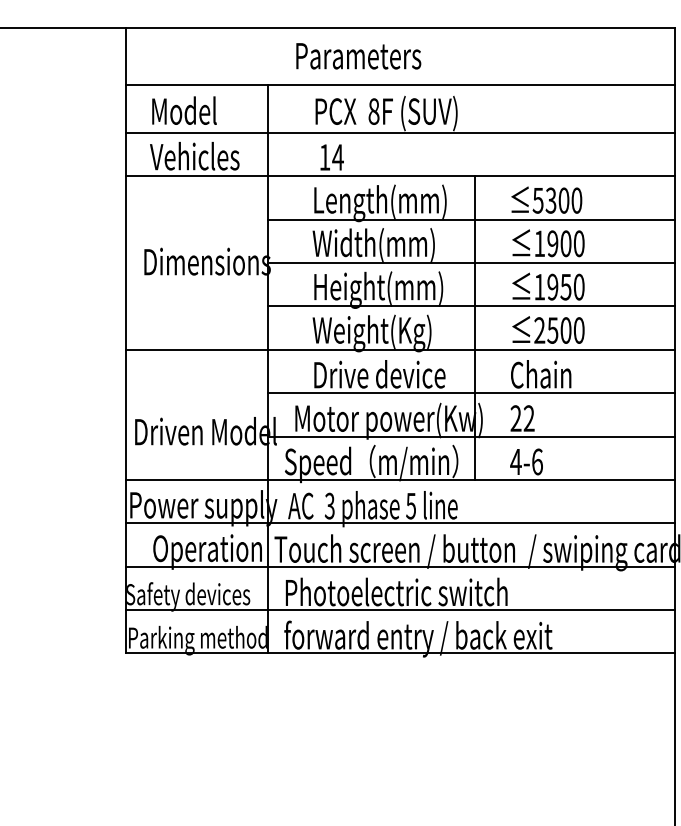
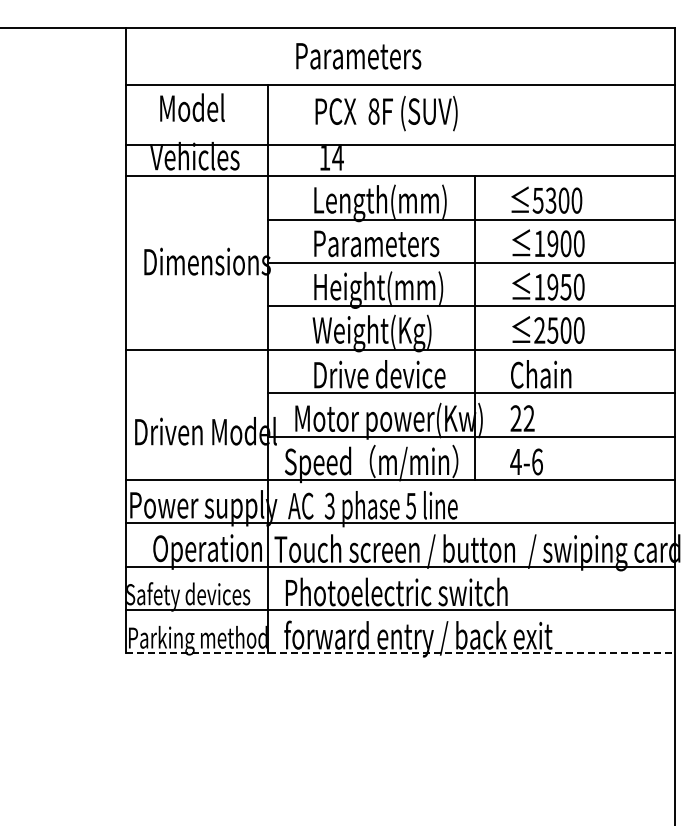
text position: (184, 110) -> (192, 107) (192, 107)
line position: (399, 132) -> (399, 144) (399, 144)
text: Width(mm) -> Parameters (375, 244)
line: solid -> dashed (400, 653)
